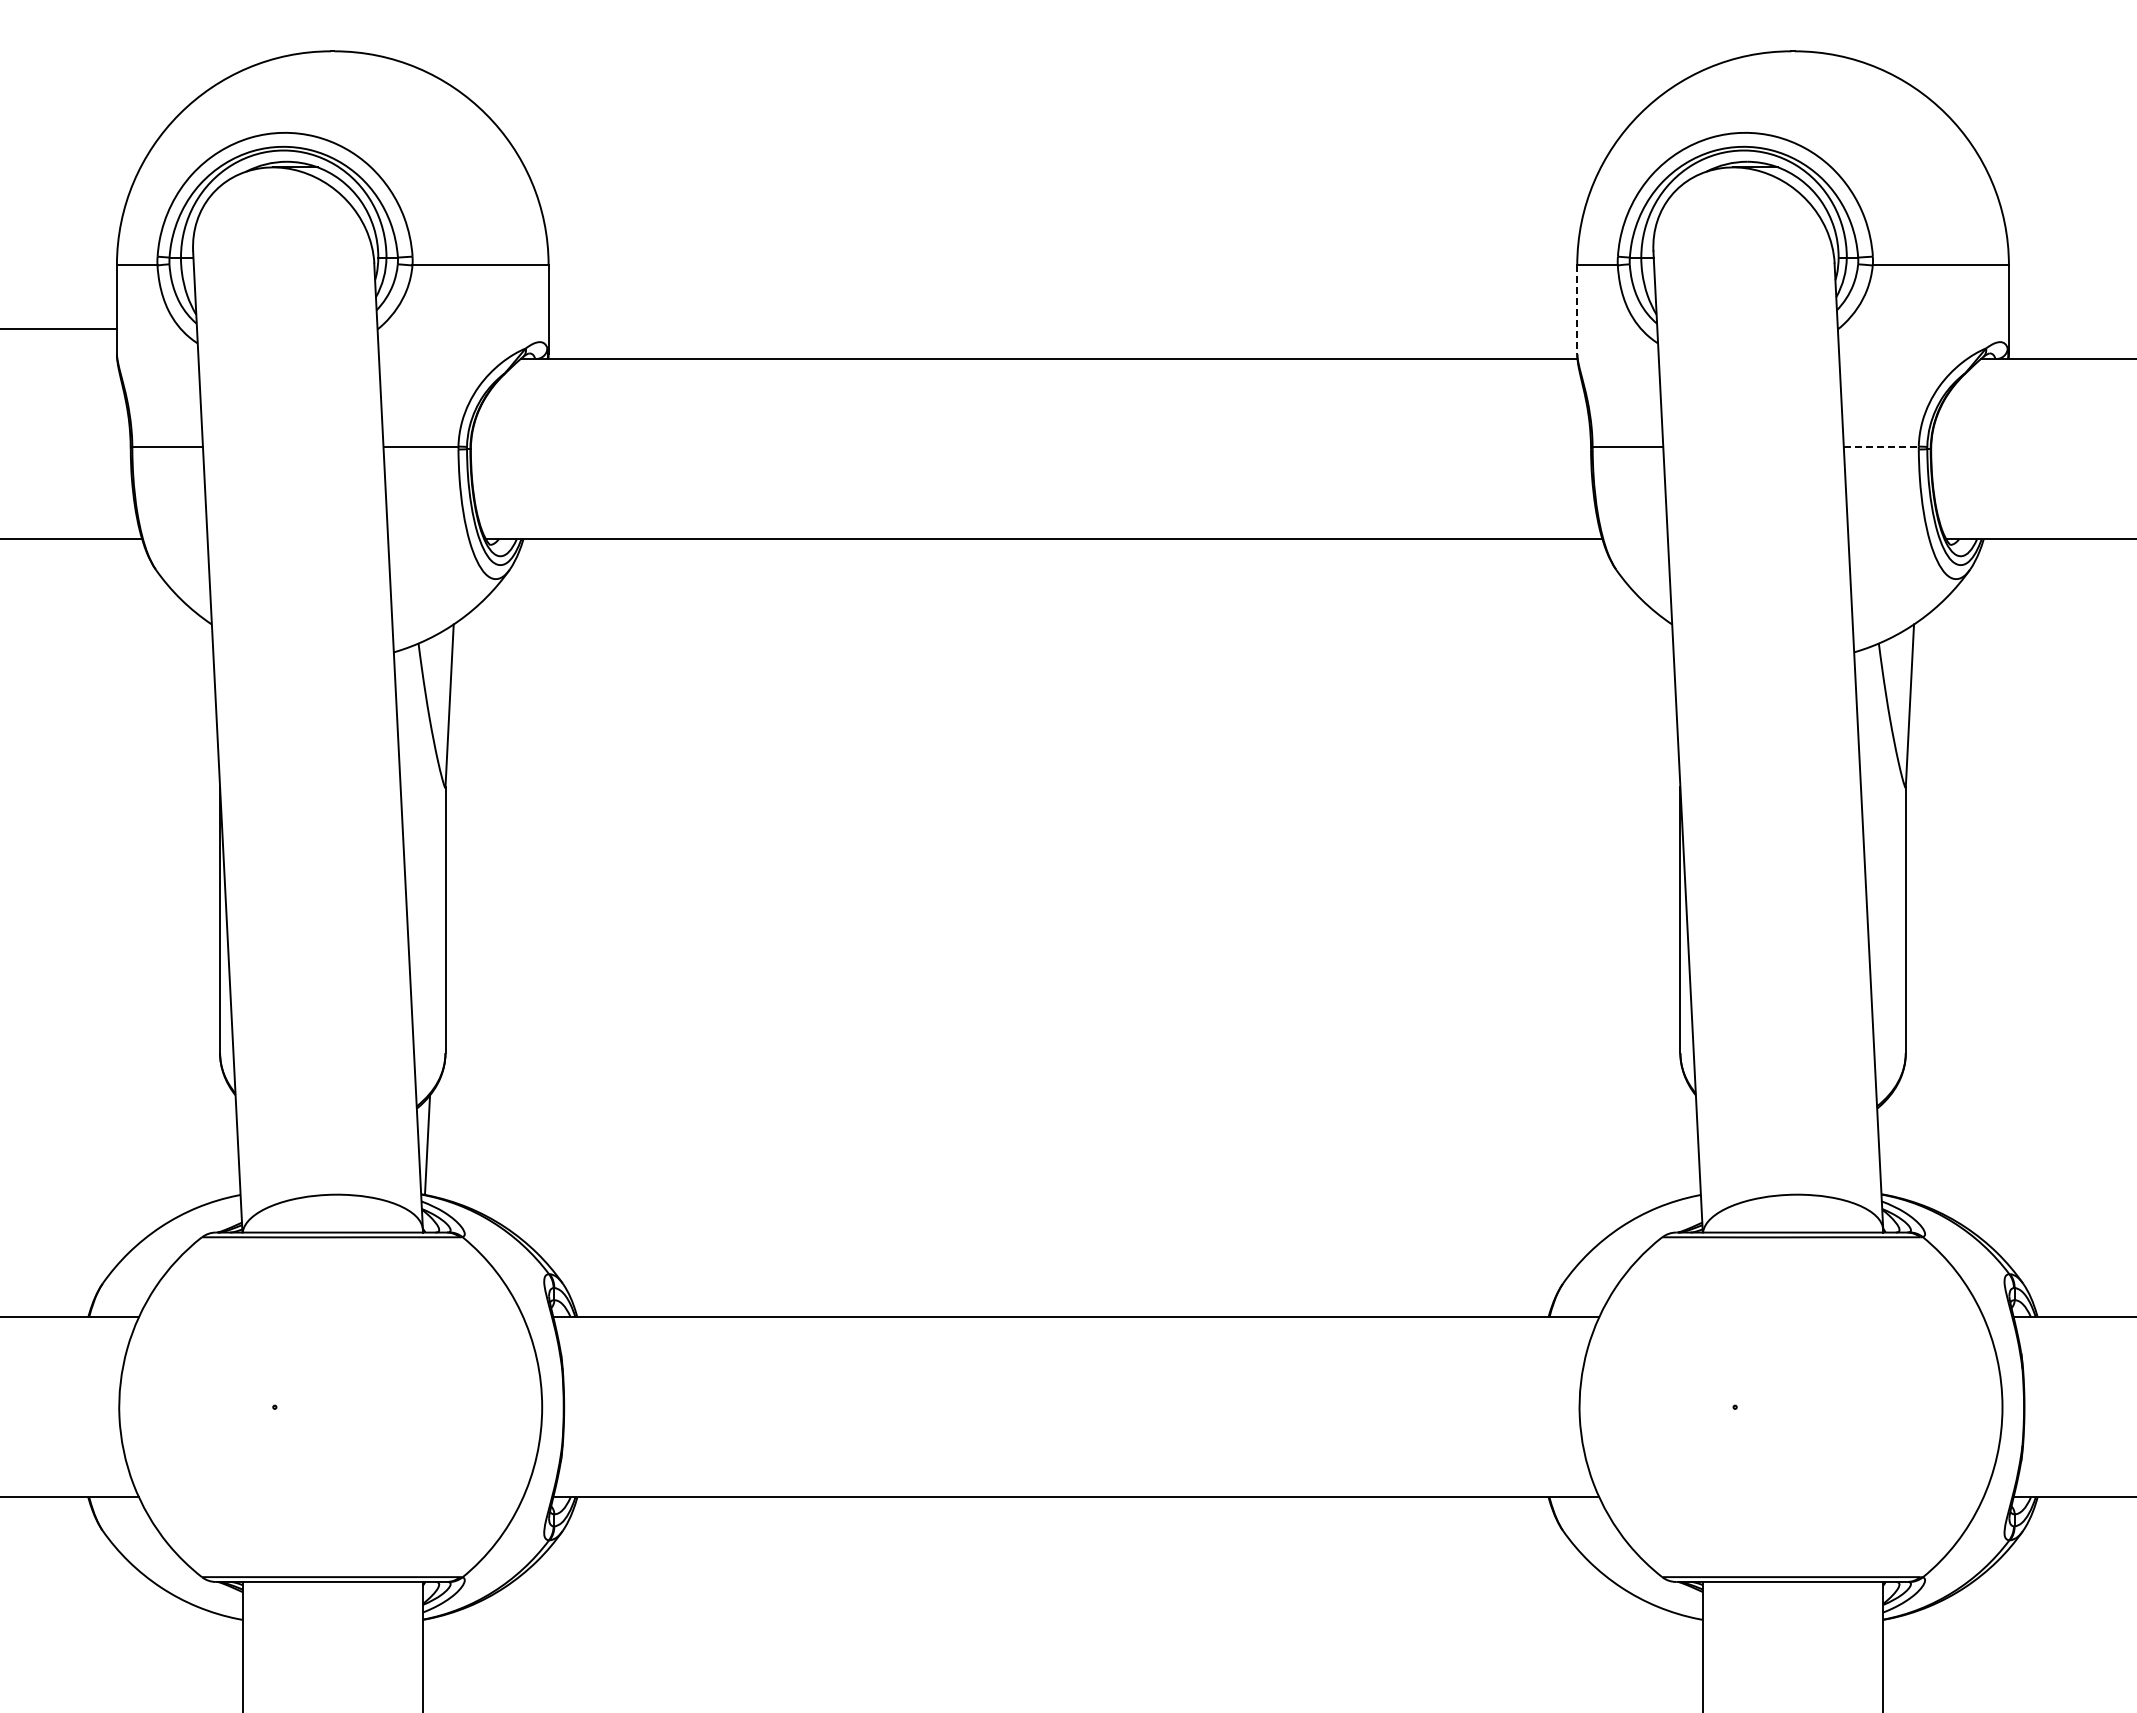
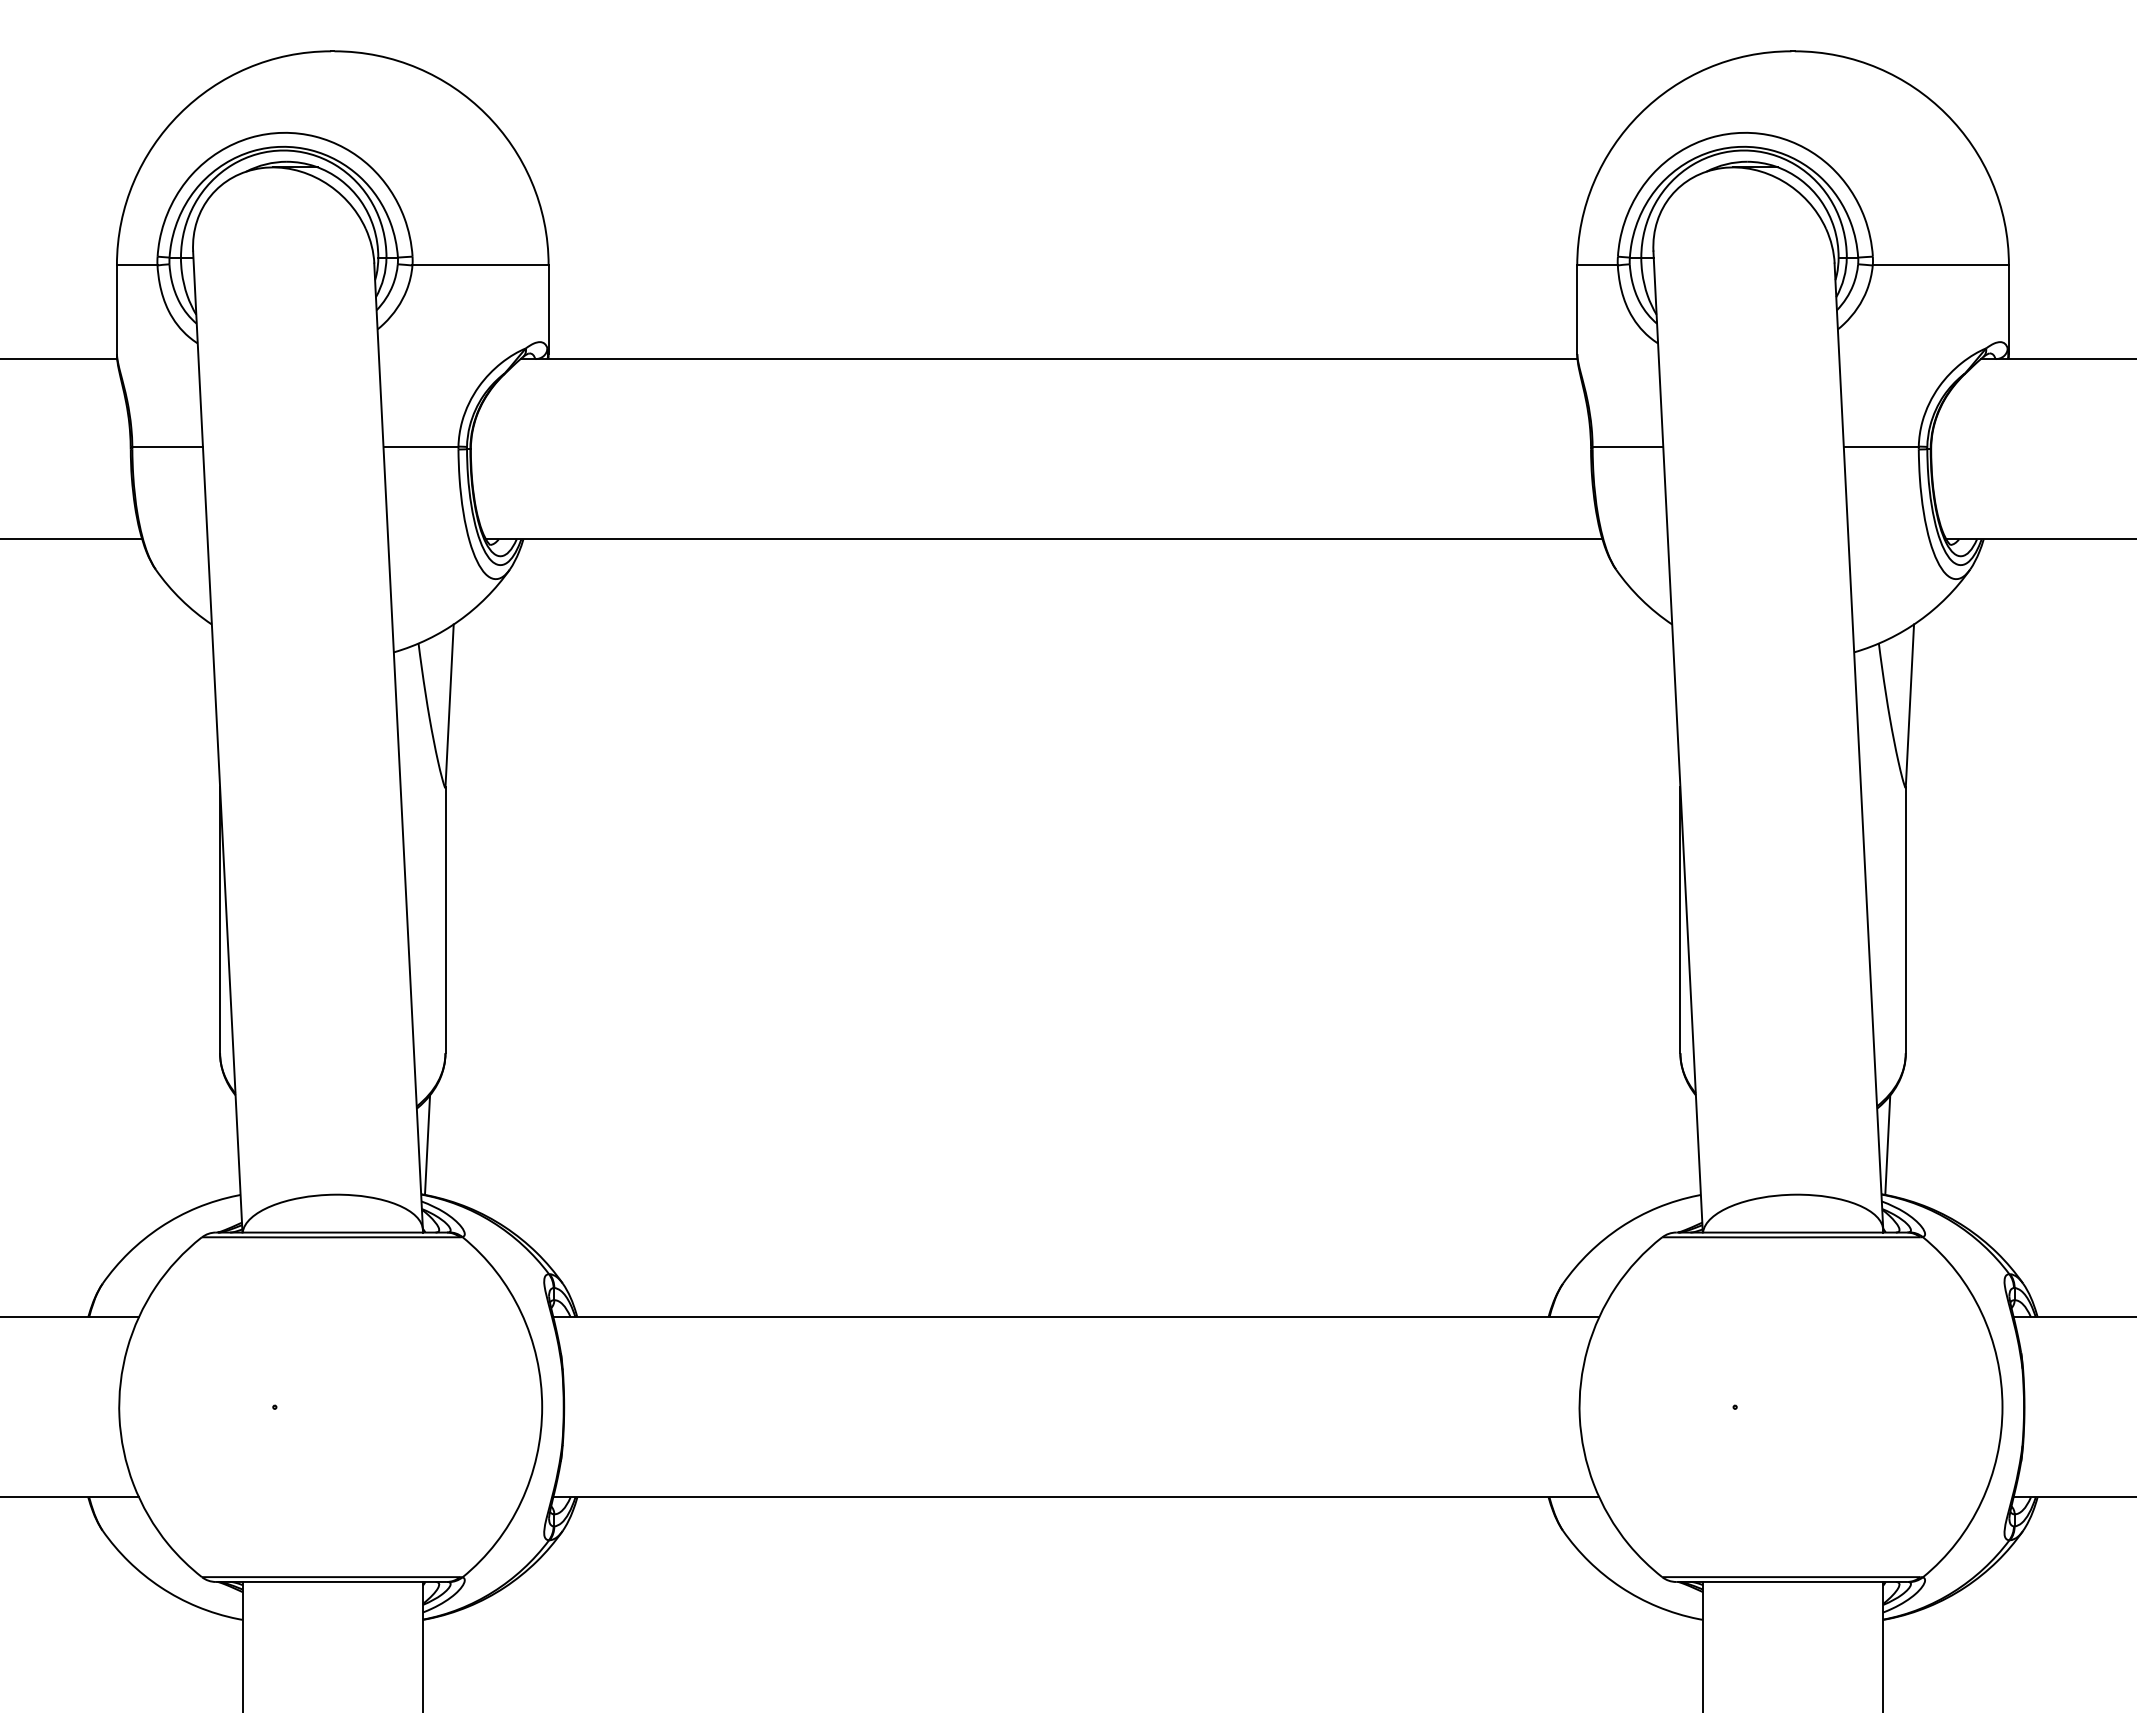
line: dashed -> solid (1577, 310)
line position: (59, 329) -> (59, 359) (59, 359)
line: dashed -> solid (1881, 446)
line: none -> present (1887, 1144)
